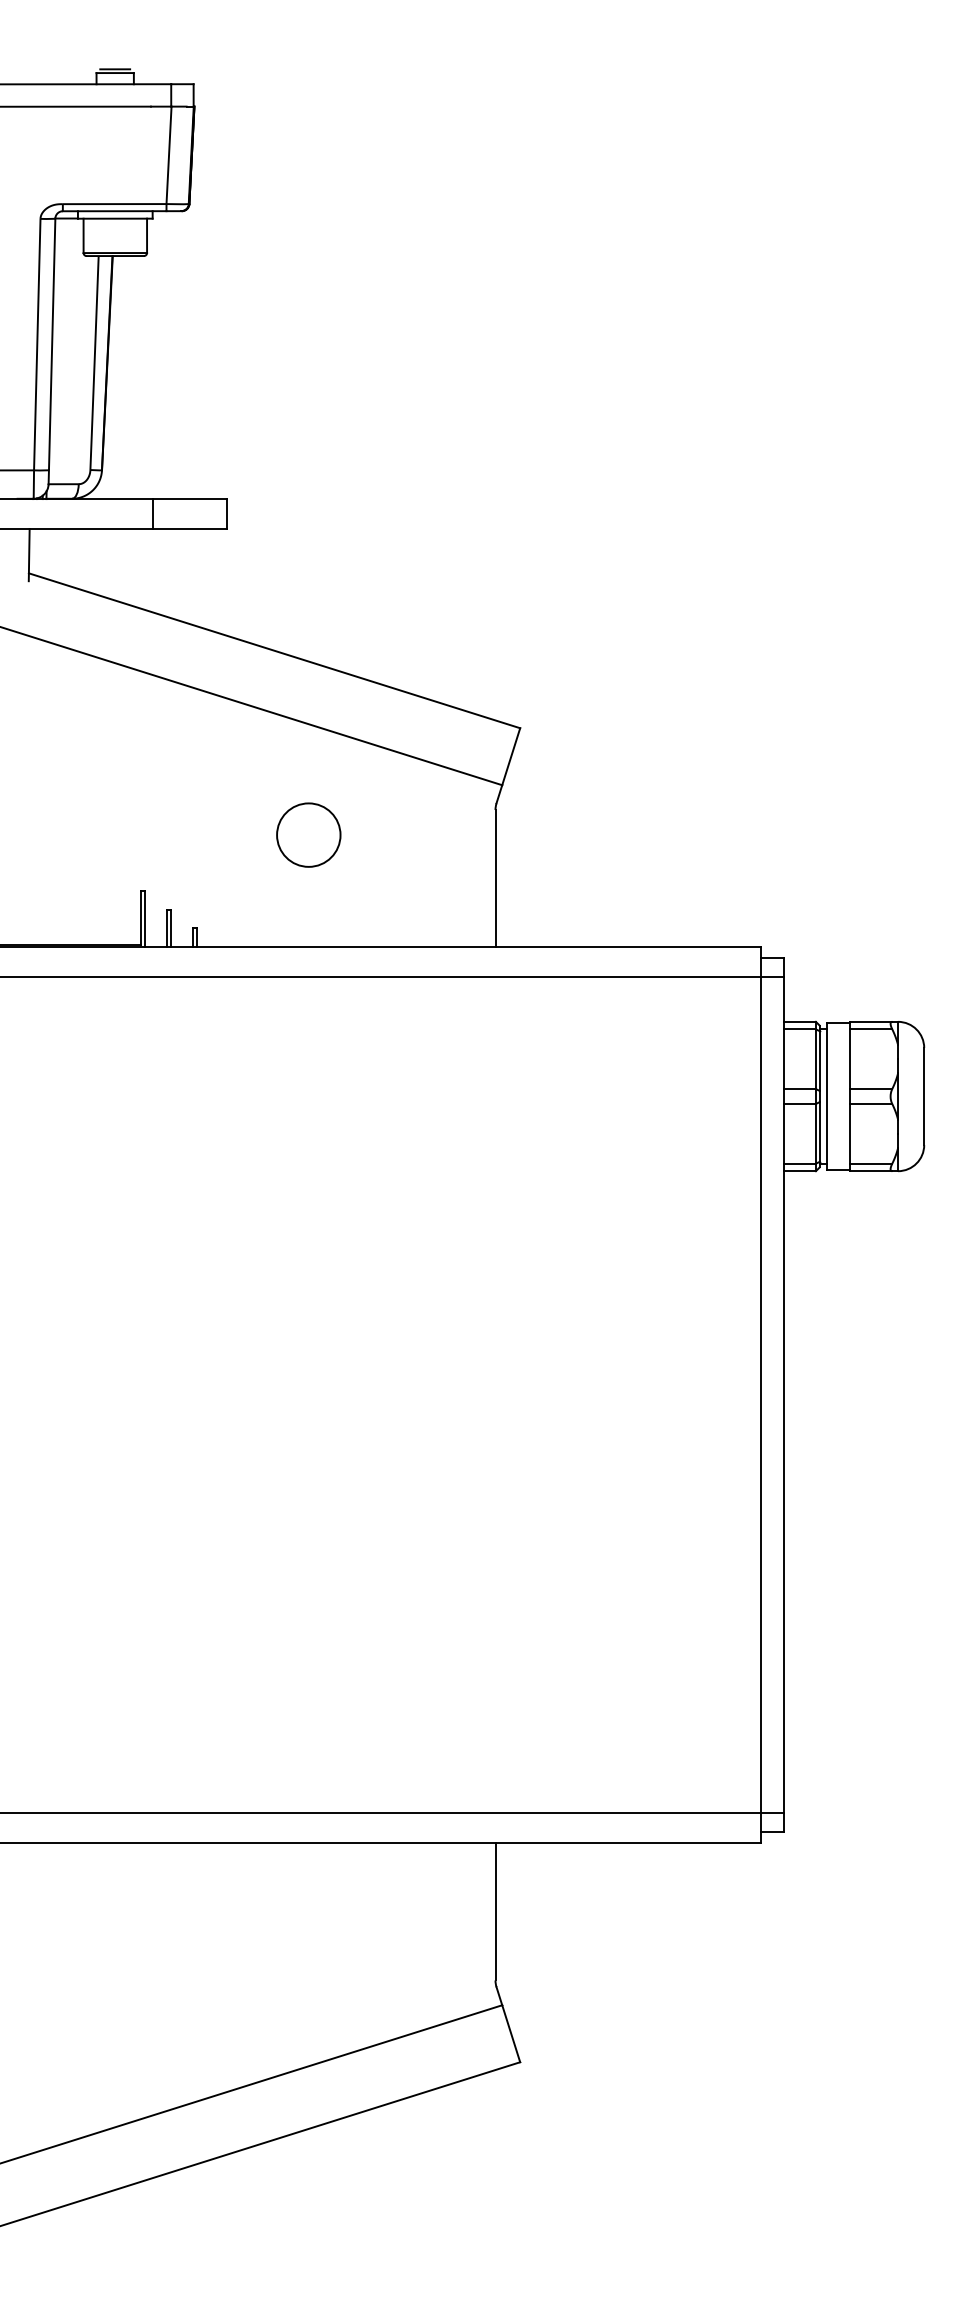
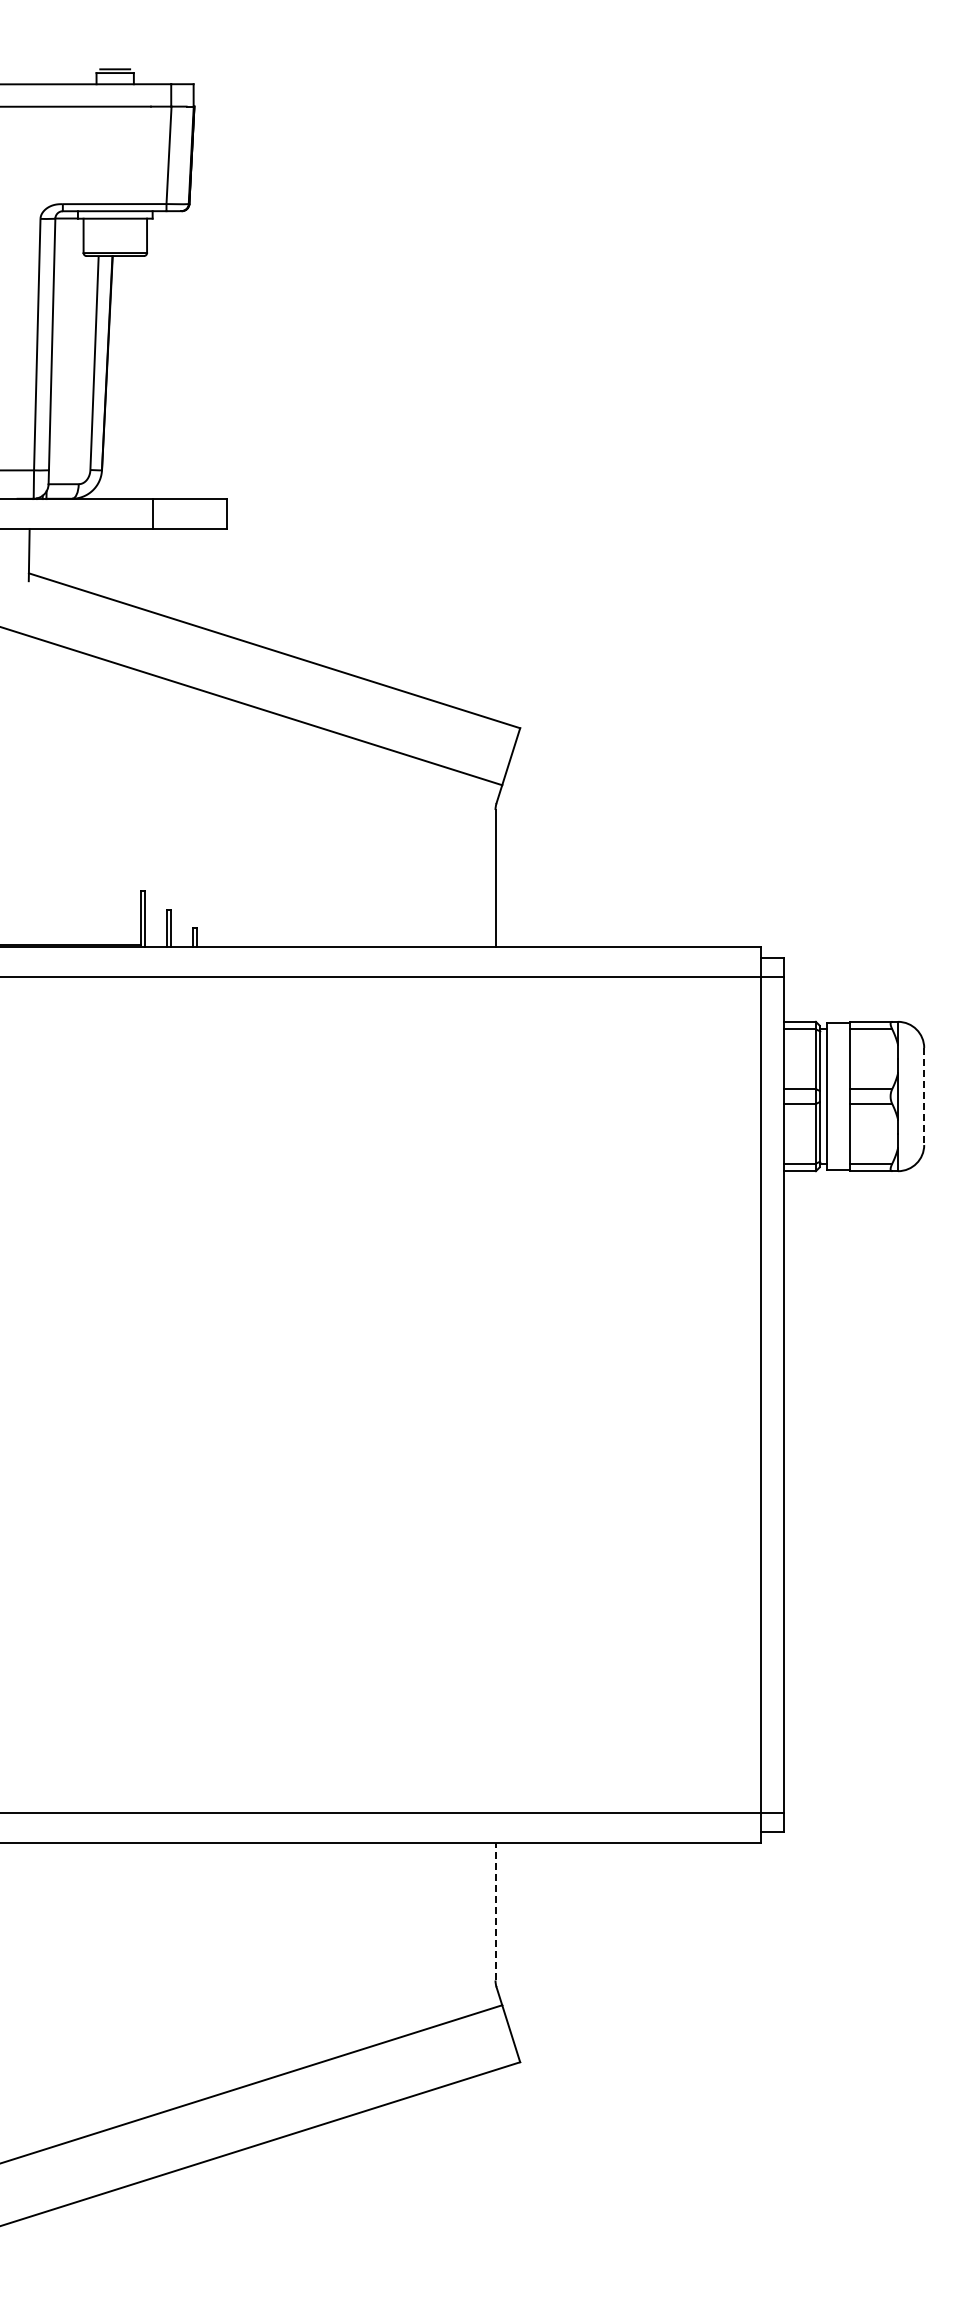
circle: present -> none (308, 834)
line: solid -> dashed (924, 1096)
line: solid -> dashed (495, 1911)
